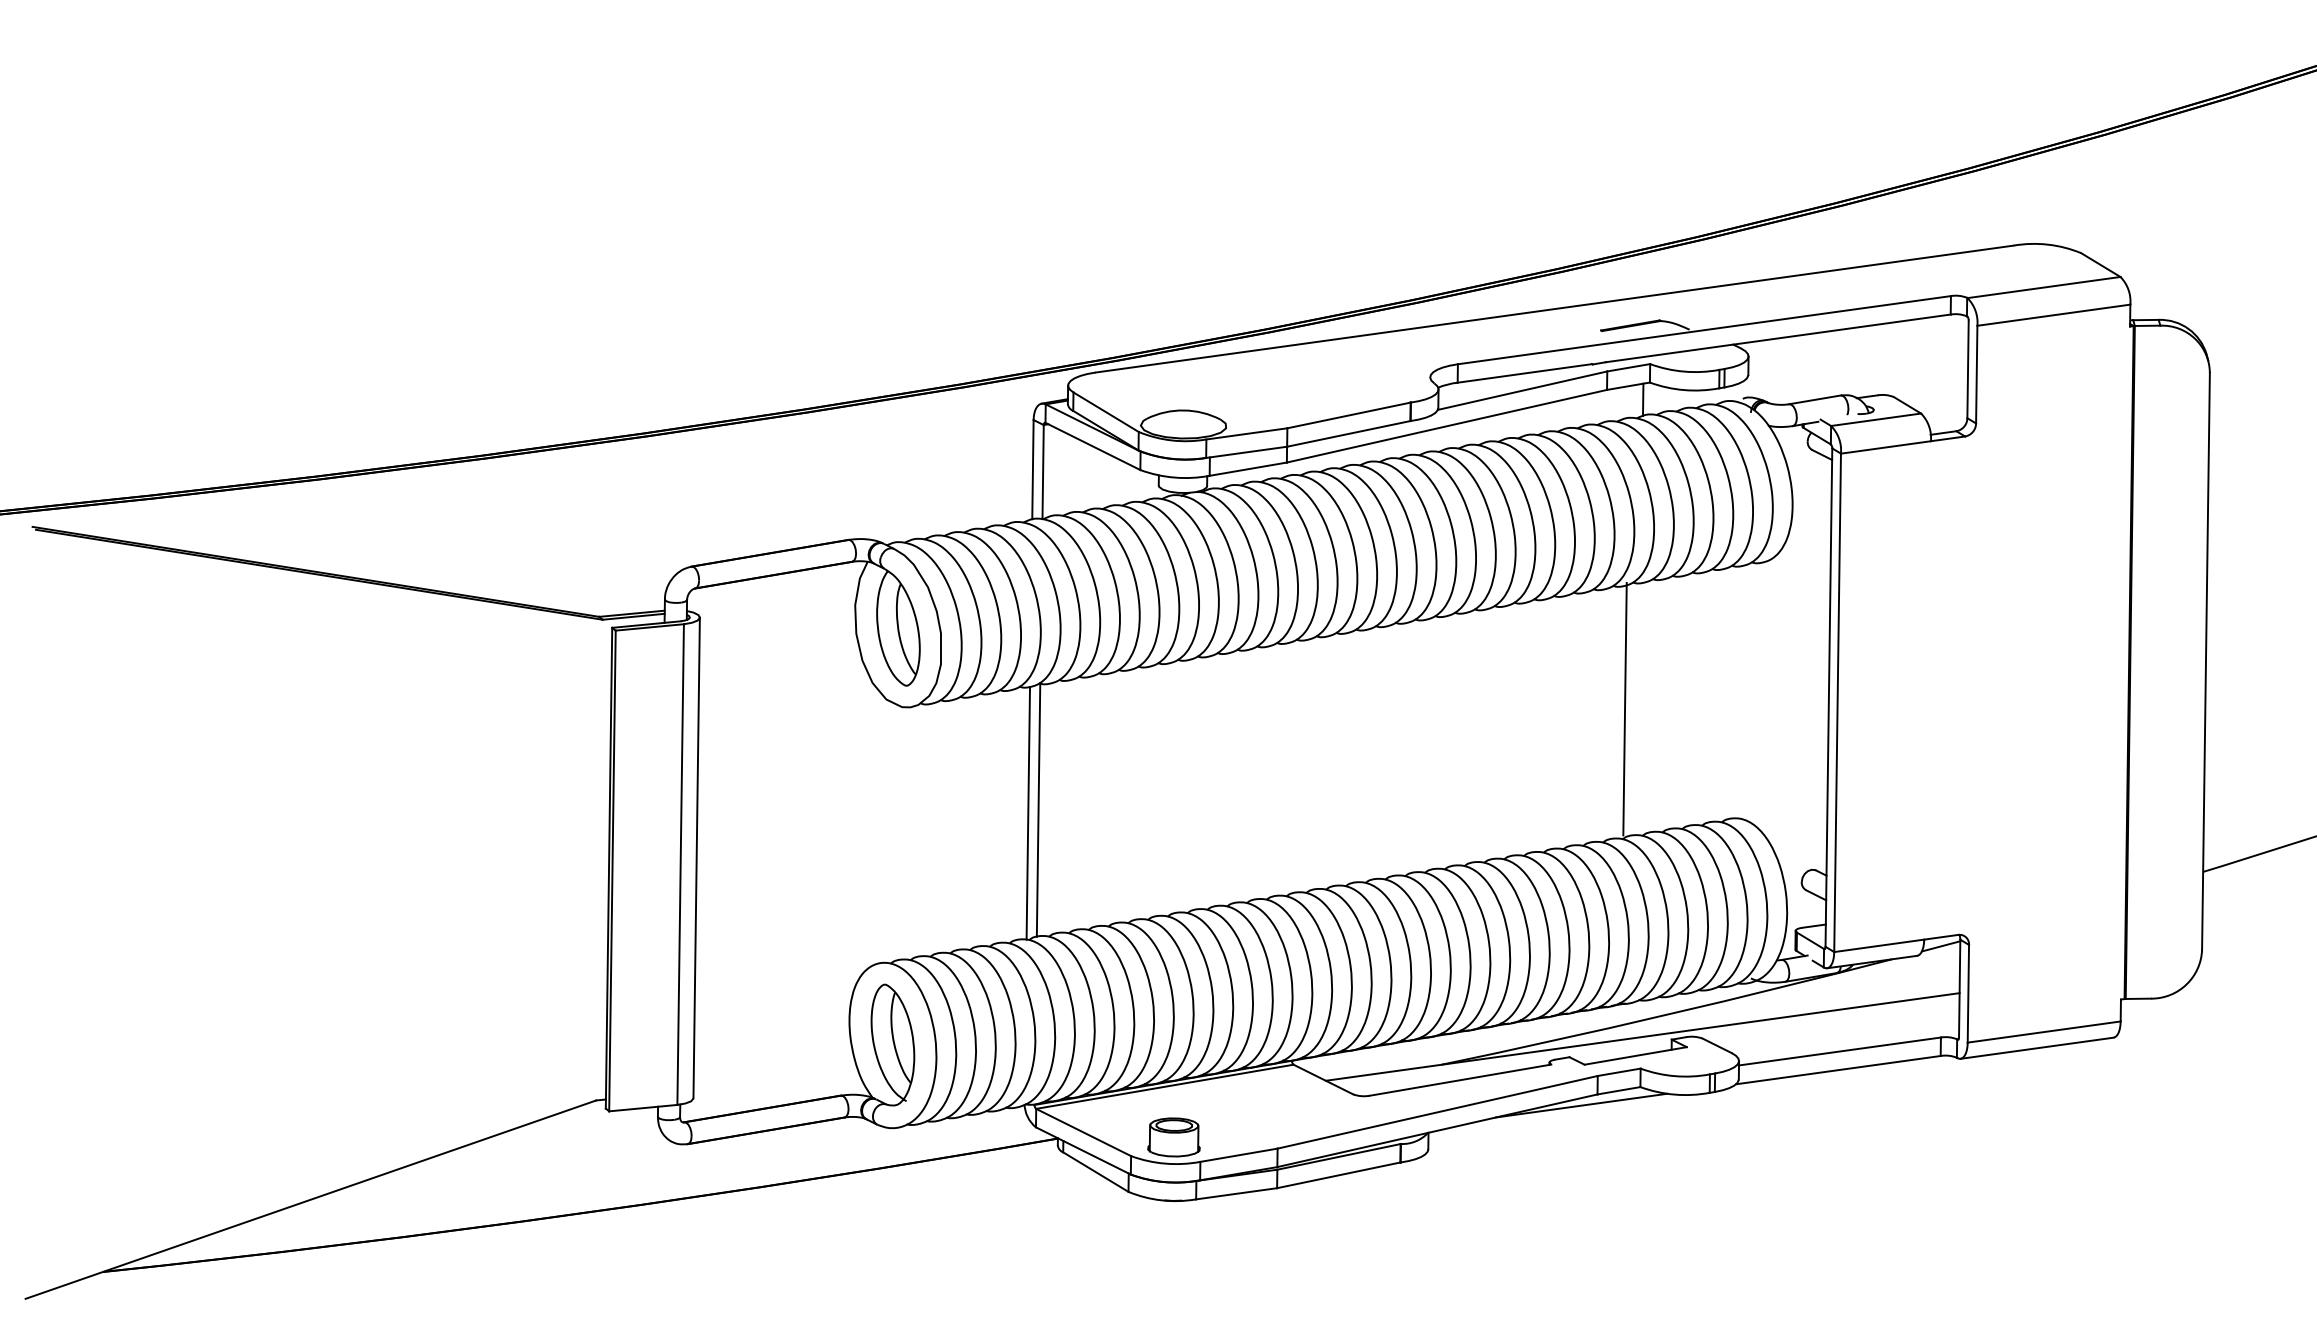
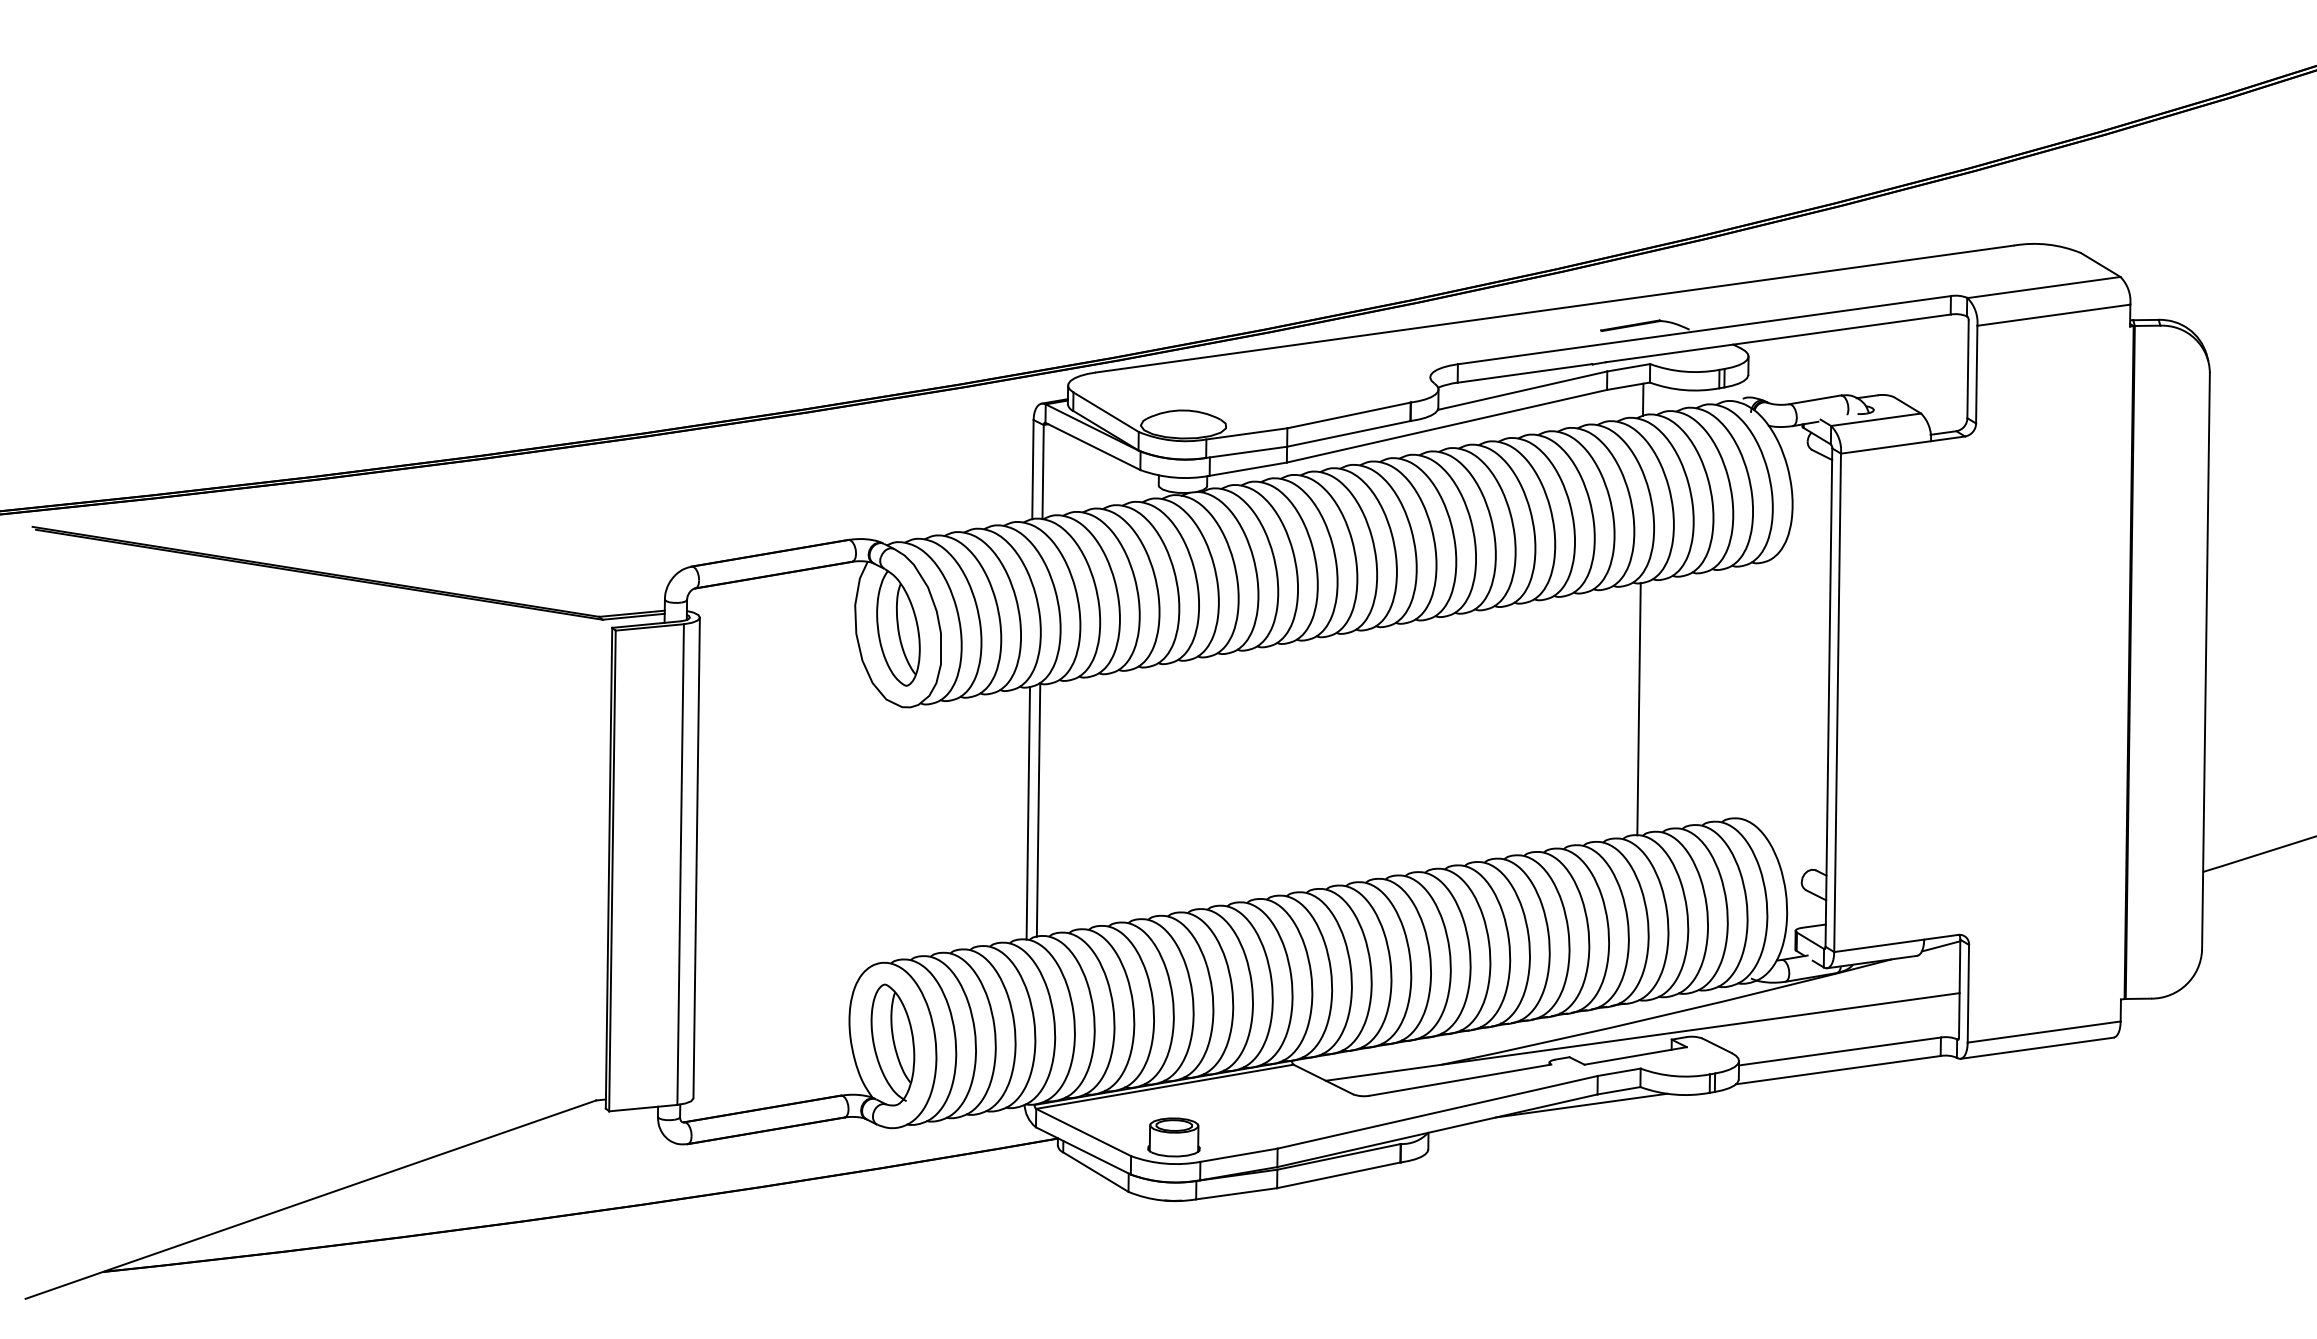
line position: (1624, 708) -> (1638, 708) (1638, 708)
